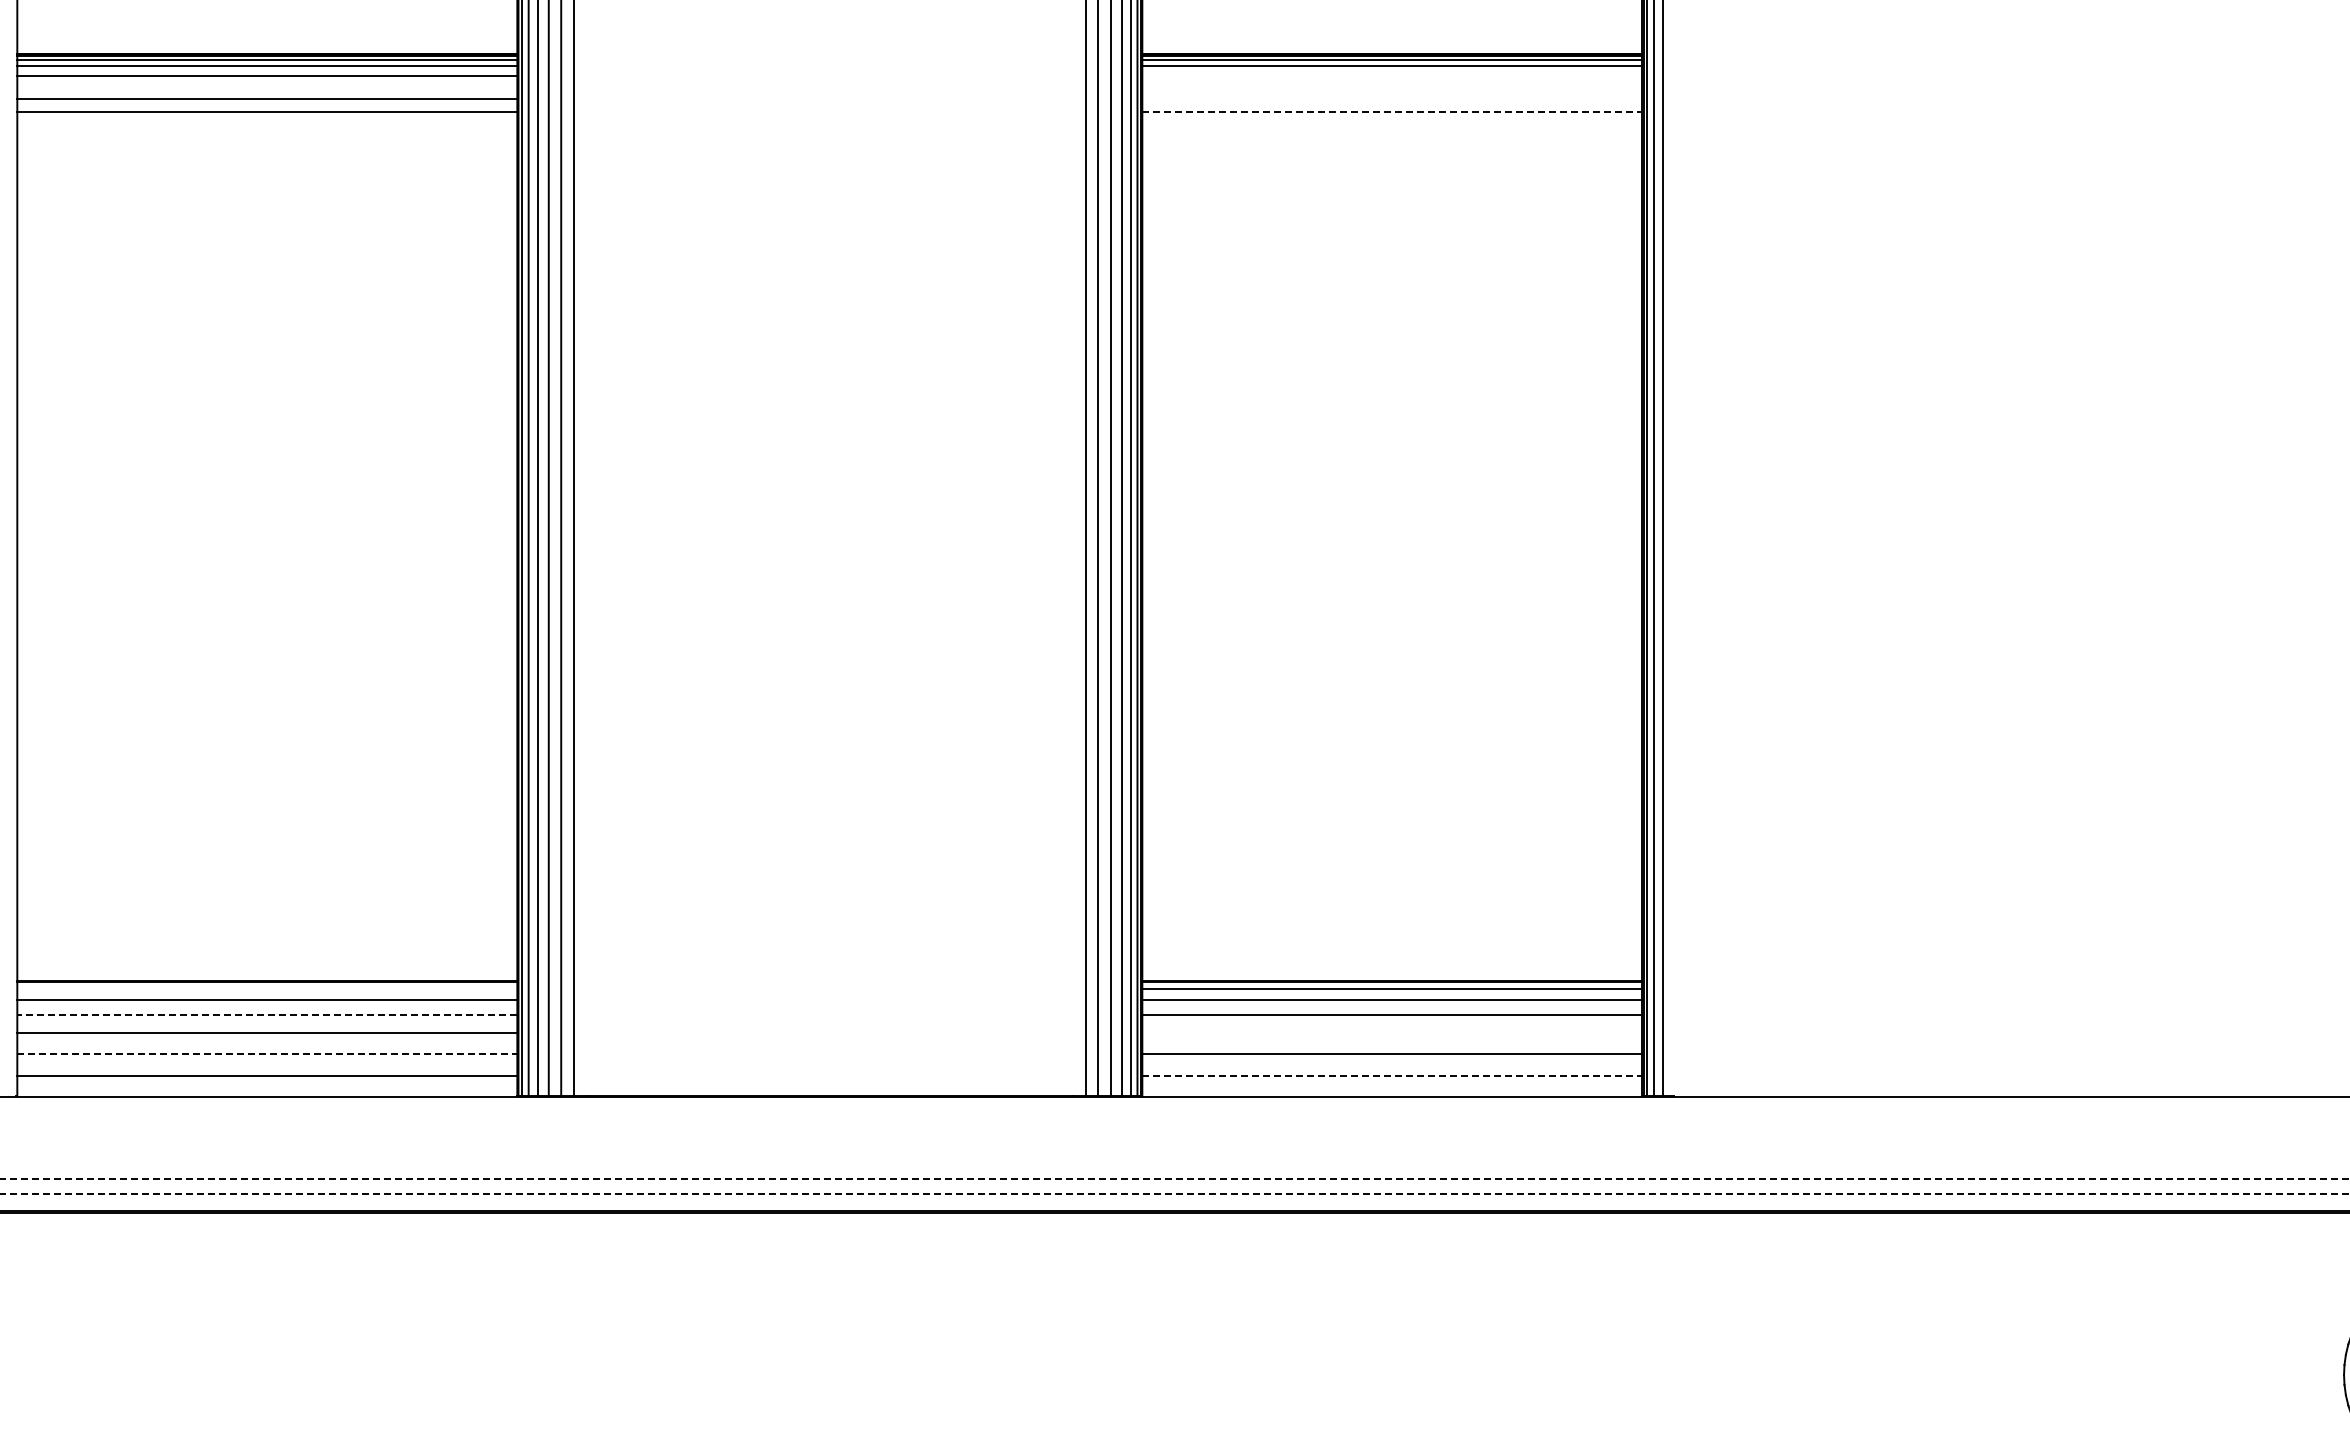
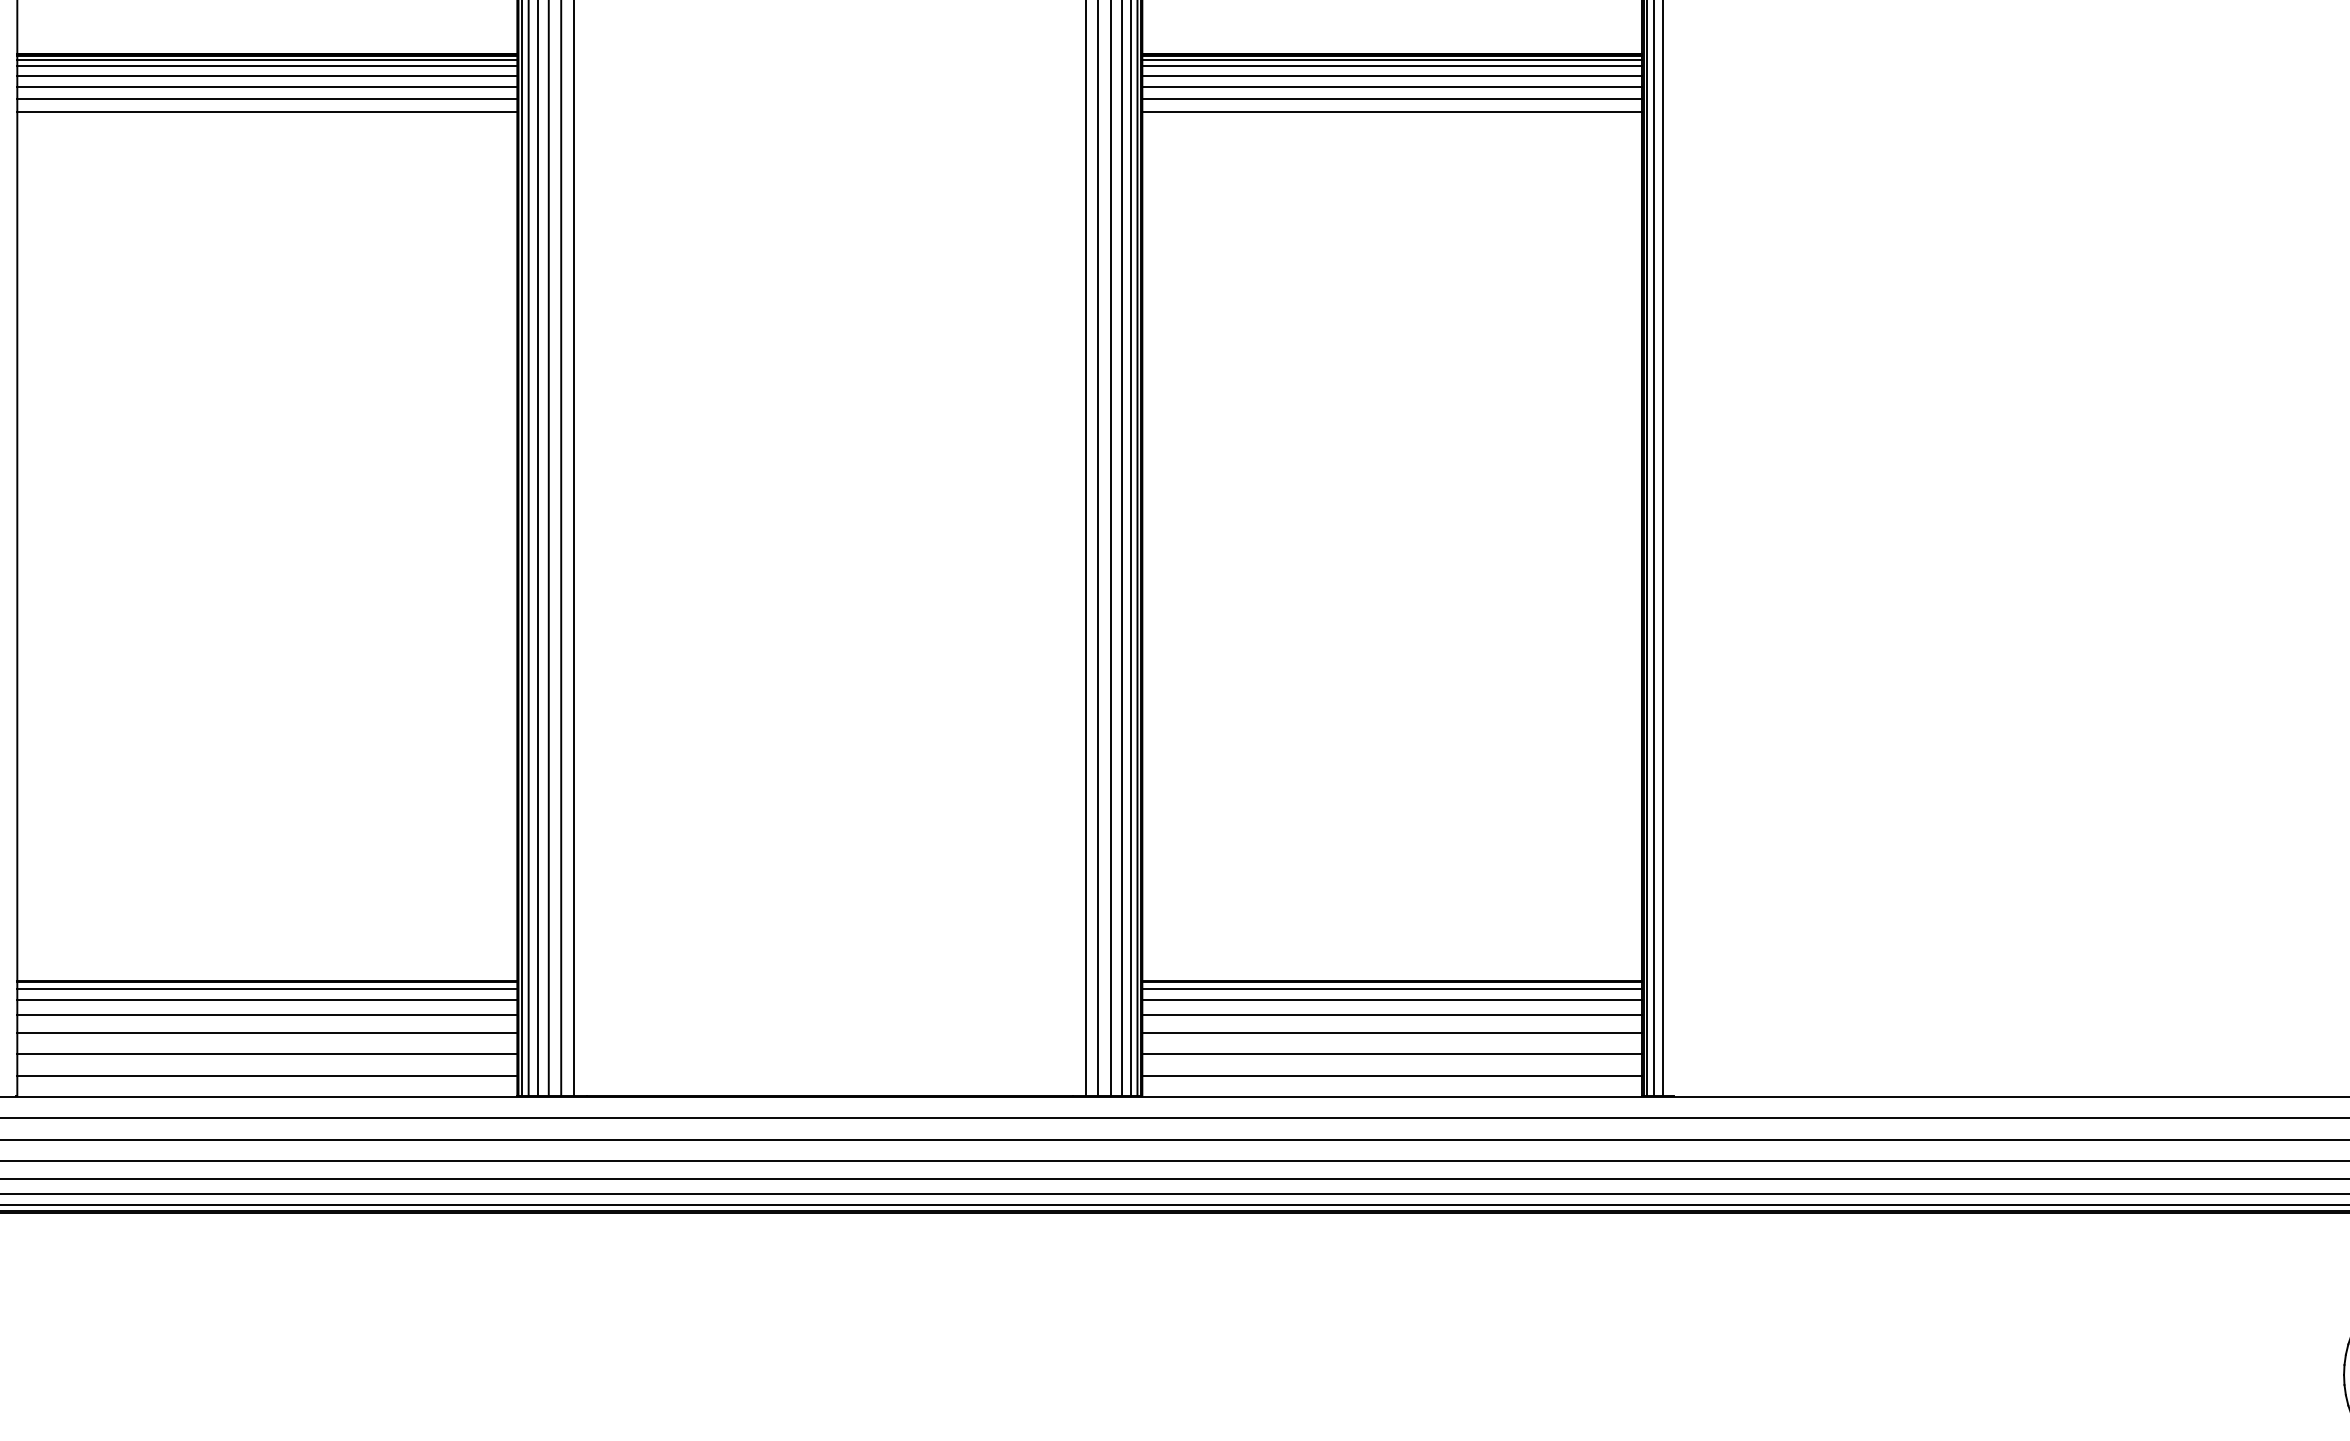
line: none -> present (1392, 75)
line: none -> present (267, 86)
line: none -> present (1392, 86)
line: none -> present (1392, 99)
line: dashed -> solid (1392, 111)
line: none -> present (267, 988)
line: dashed -> solid (266, 1014)
line: none -> present (1392, 1033)
line: dashed -> solid (267, 1054)
line: dashed -> solid (1392, 1075)
line: none -> present (1174, 1118)
line: none -> present (1174, 1139)
line: none -> present (1174, 1160)
line: dashed -> solid (1174, 1179)
line: dashed -> solid (1174, 1194)
line: none -> present (1174, 1205)
